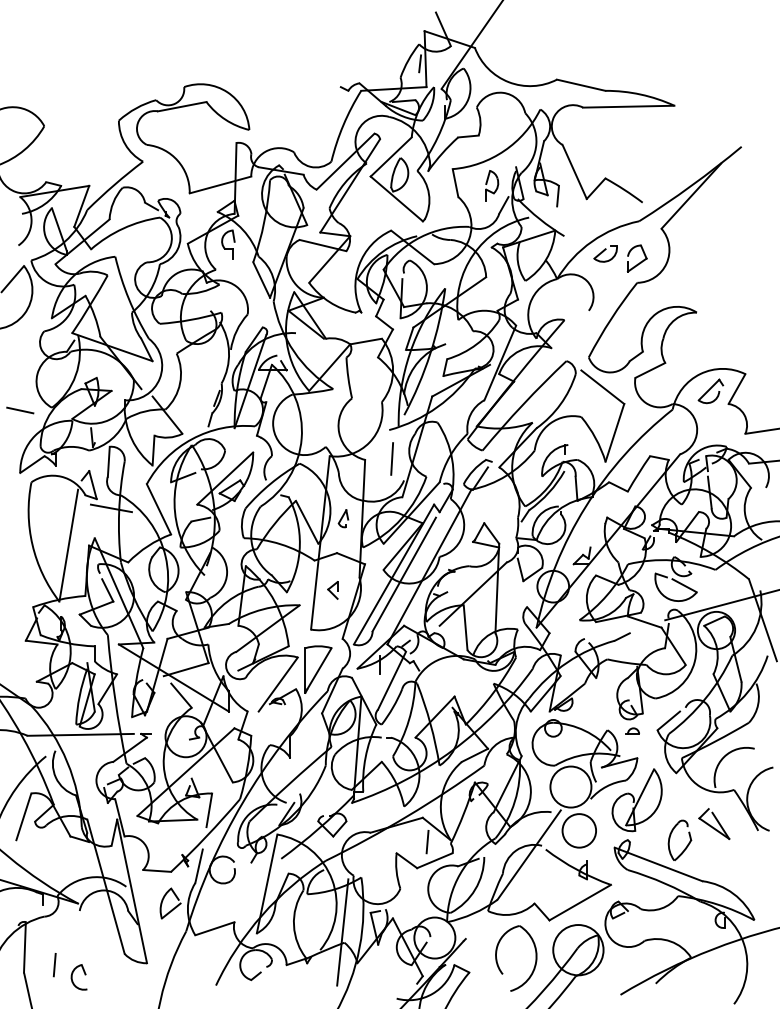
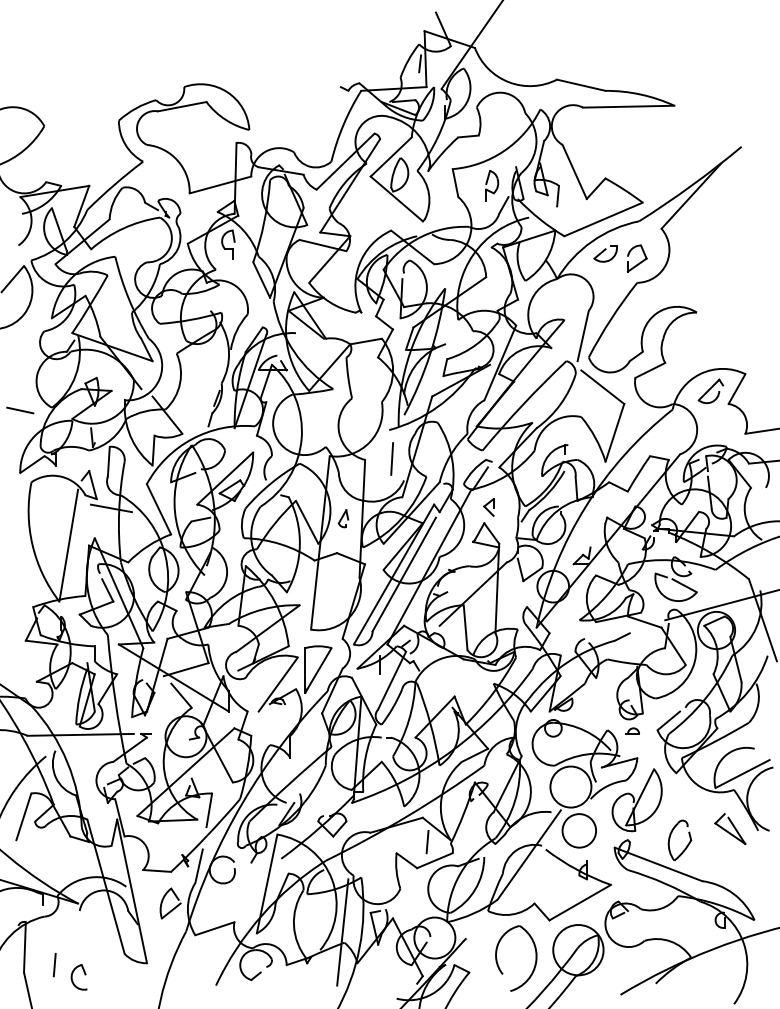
line: none -> present (603, 219)
line: none -> present (582, 335)
part position: (332, 590) -> (488, 507) (488, 507)
line: none -> present (742, 774)
part position: (714, 823) -> (730, 828) (730, 828)
